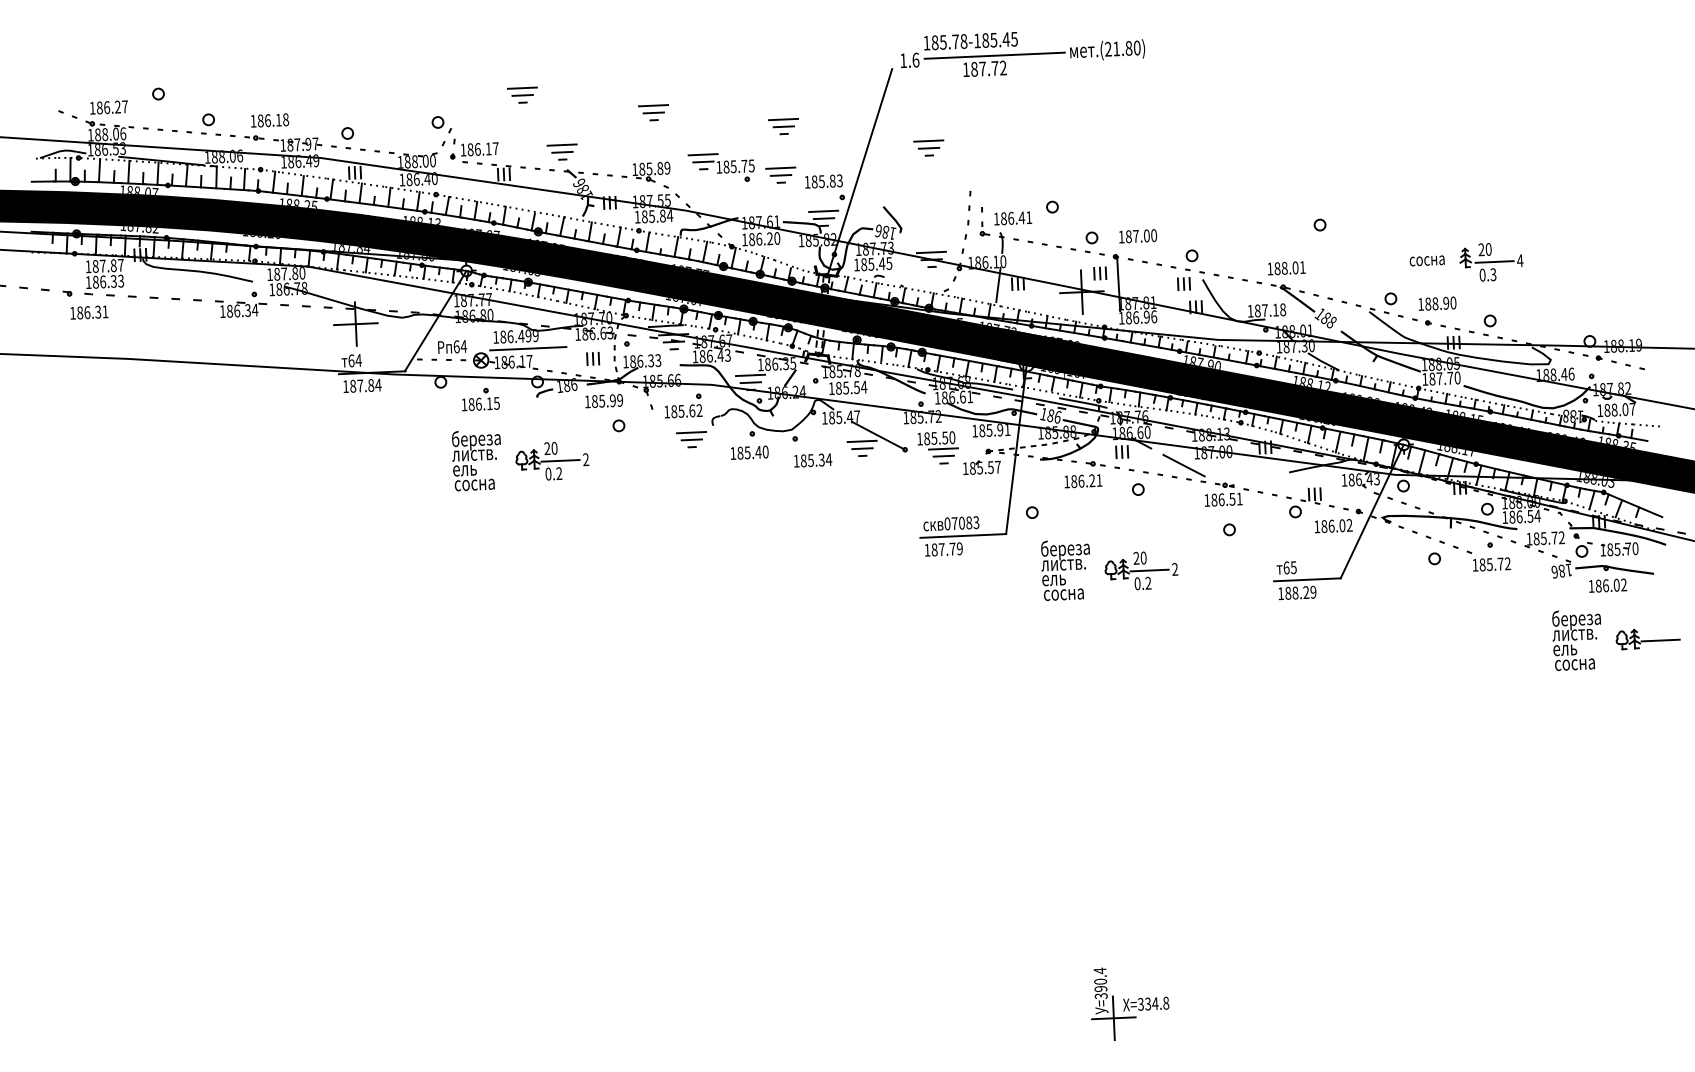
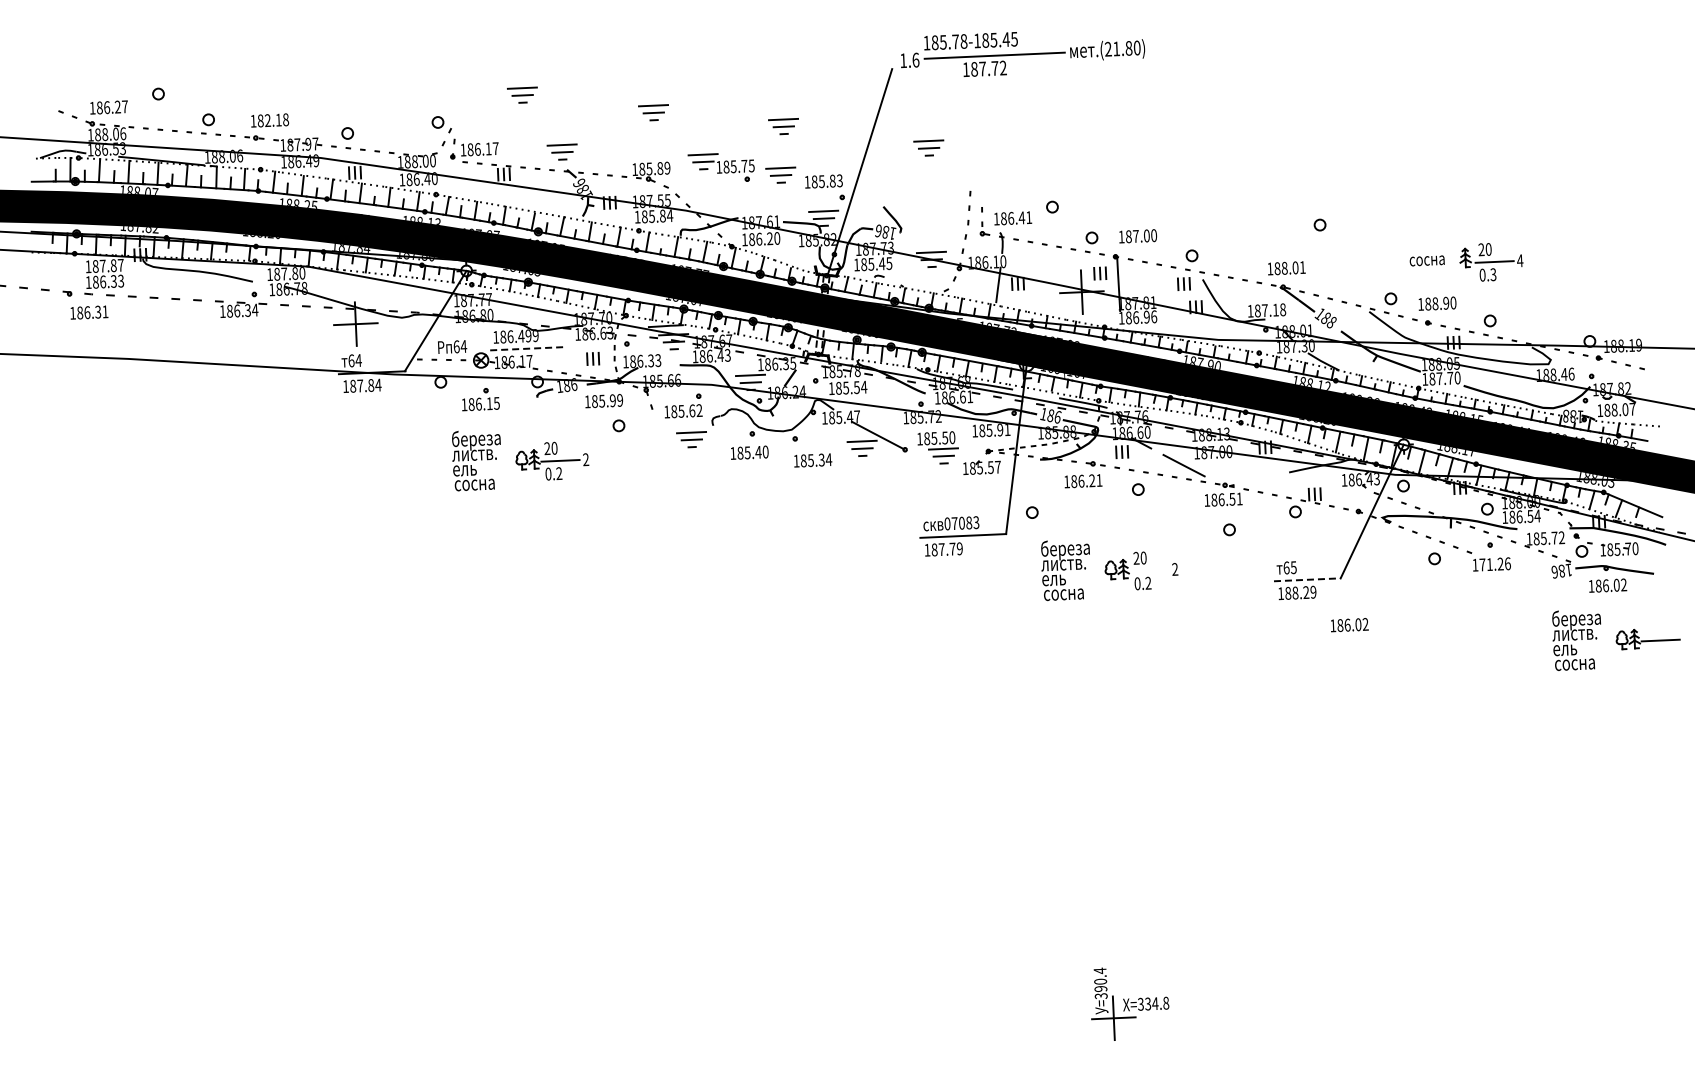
text: 186.18 -> 182.18 (268, 120)
line: solid -> dashed (528, 348)
text position: (1333, 526) -> (1349, 625) (1349, 625)
text: 185.72 -> 171.26 (1495, 564)
line: present -> none (1149, 570)
line: solid -> dashed (1307, 579)
